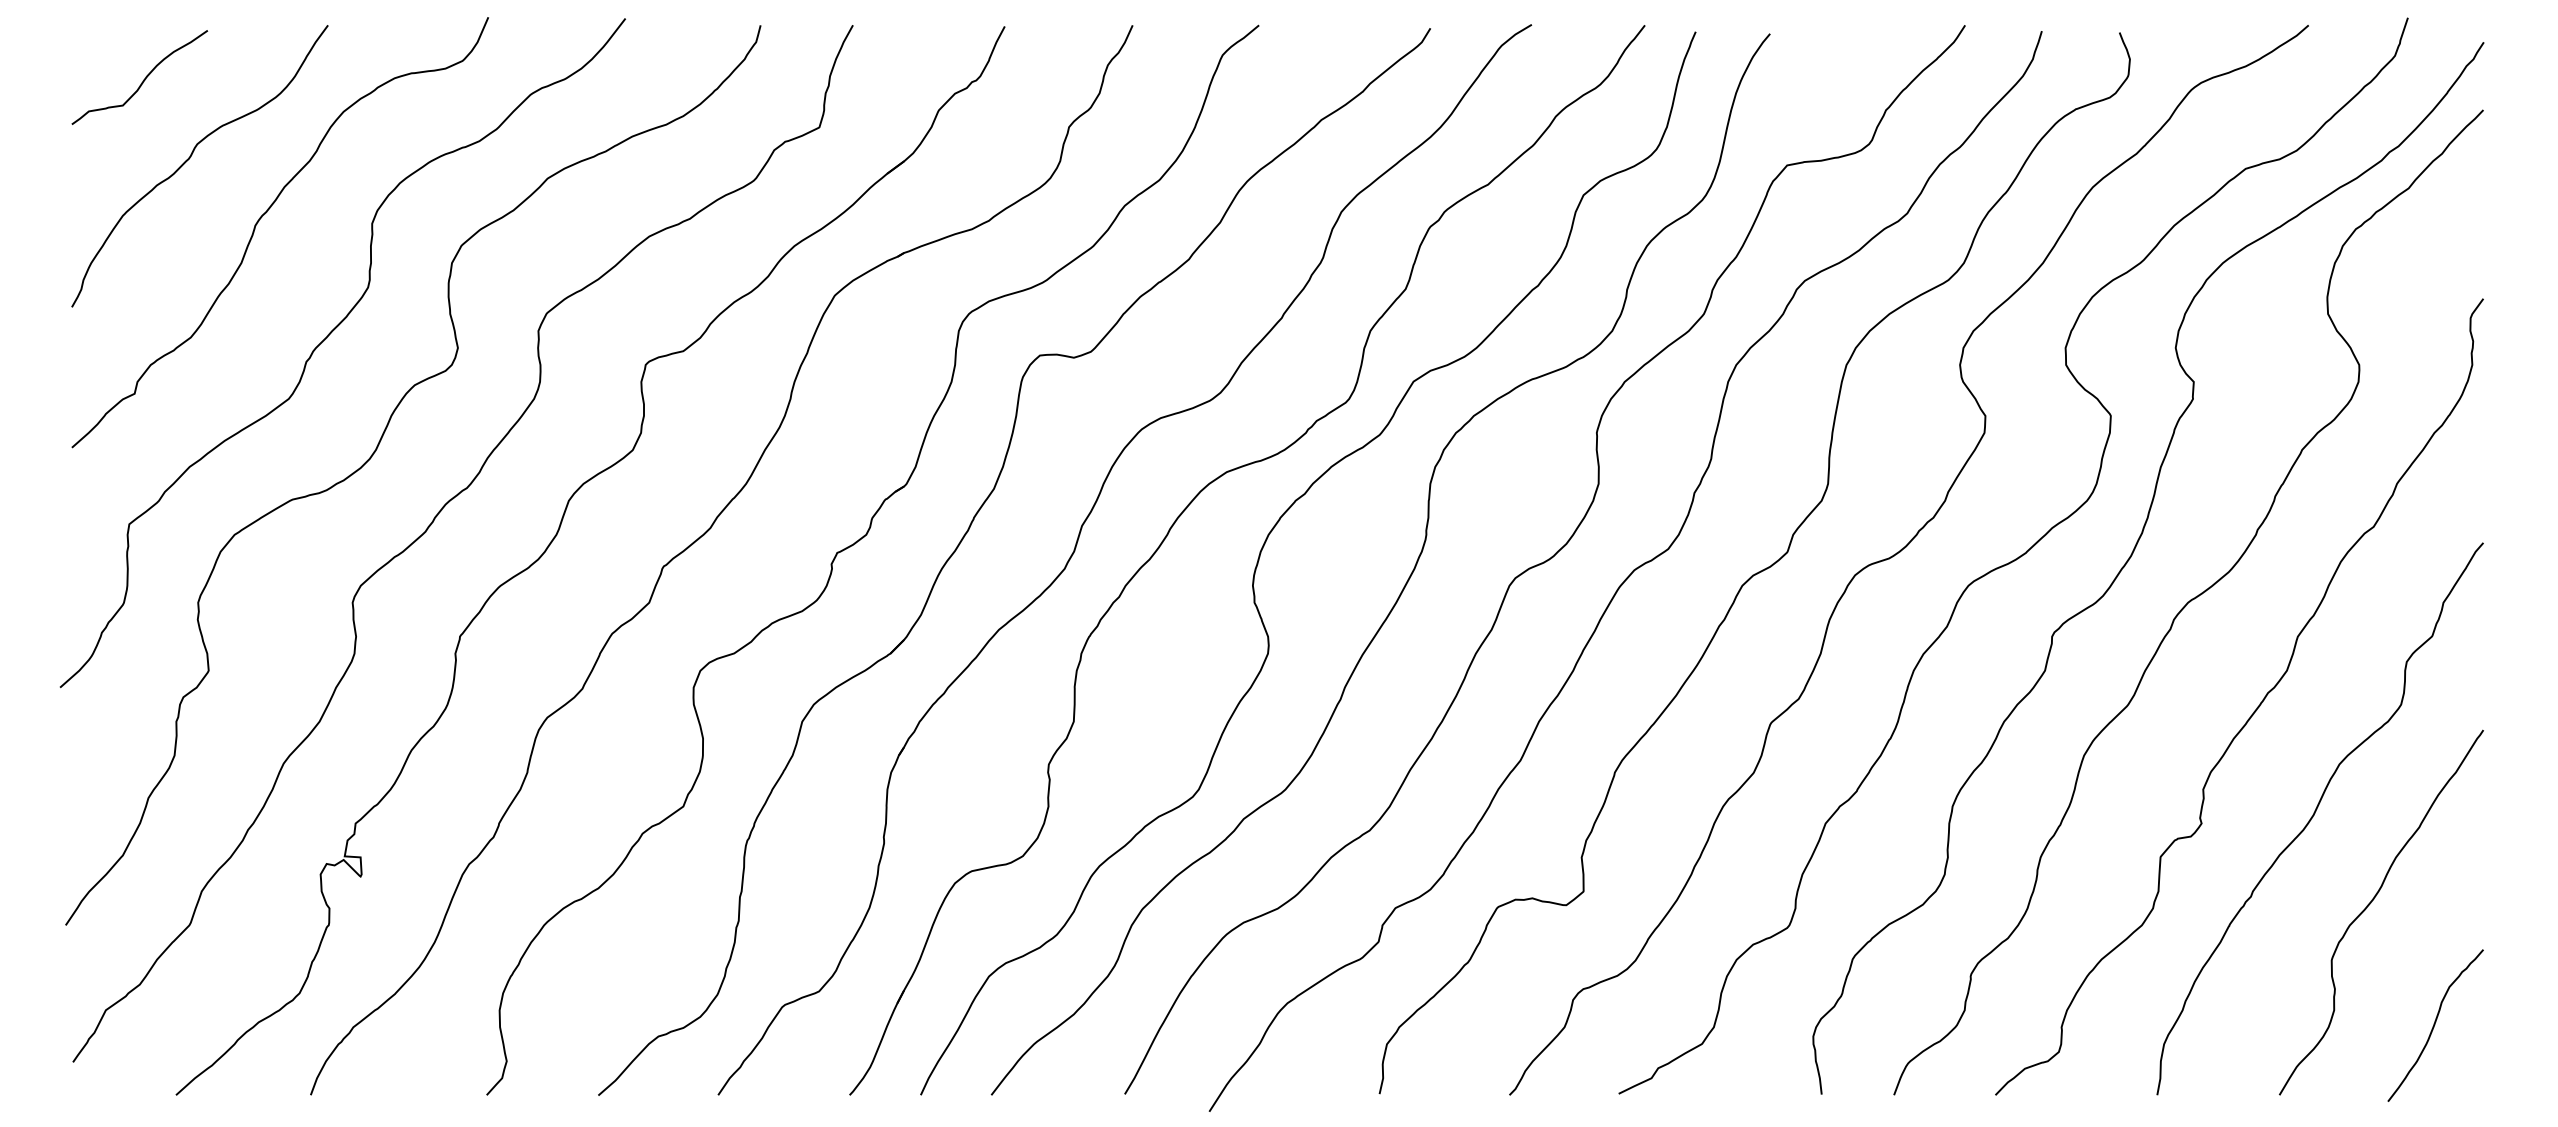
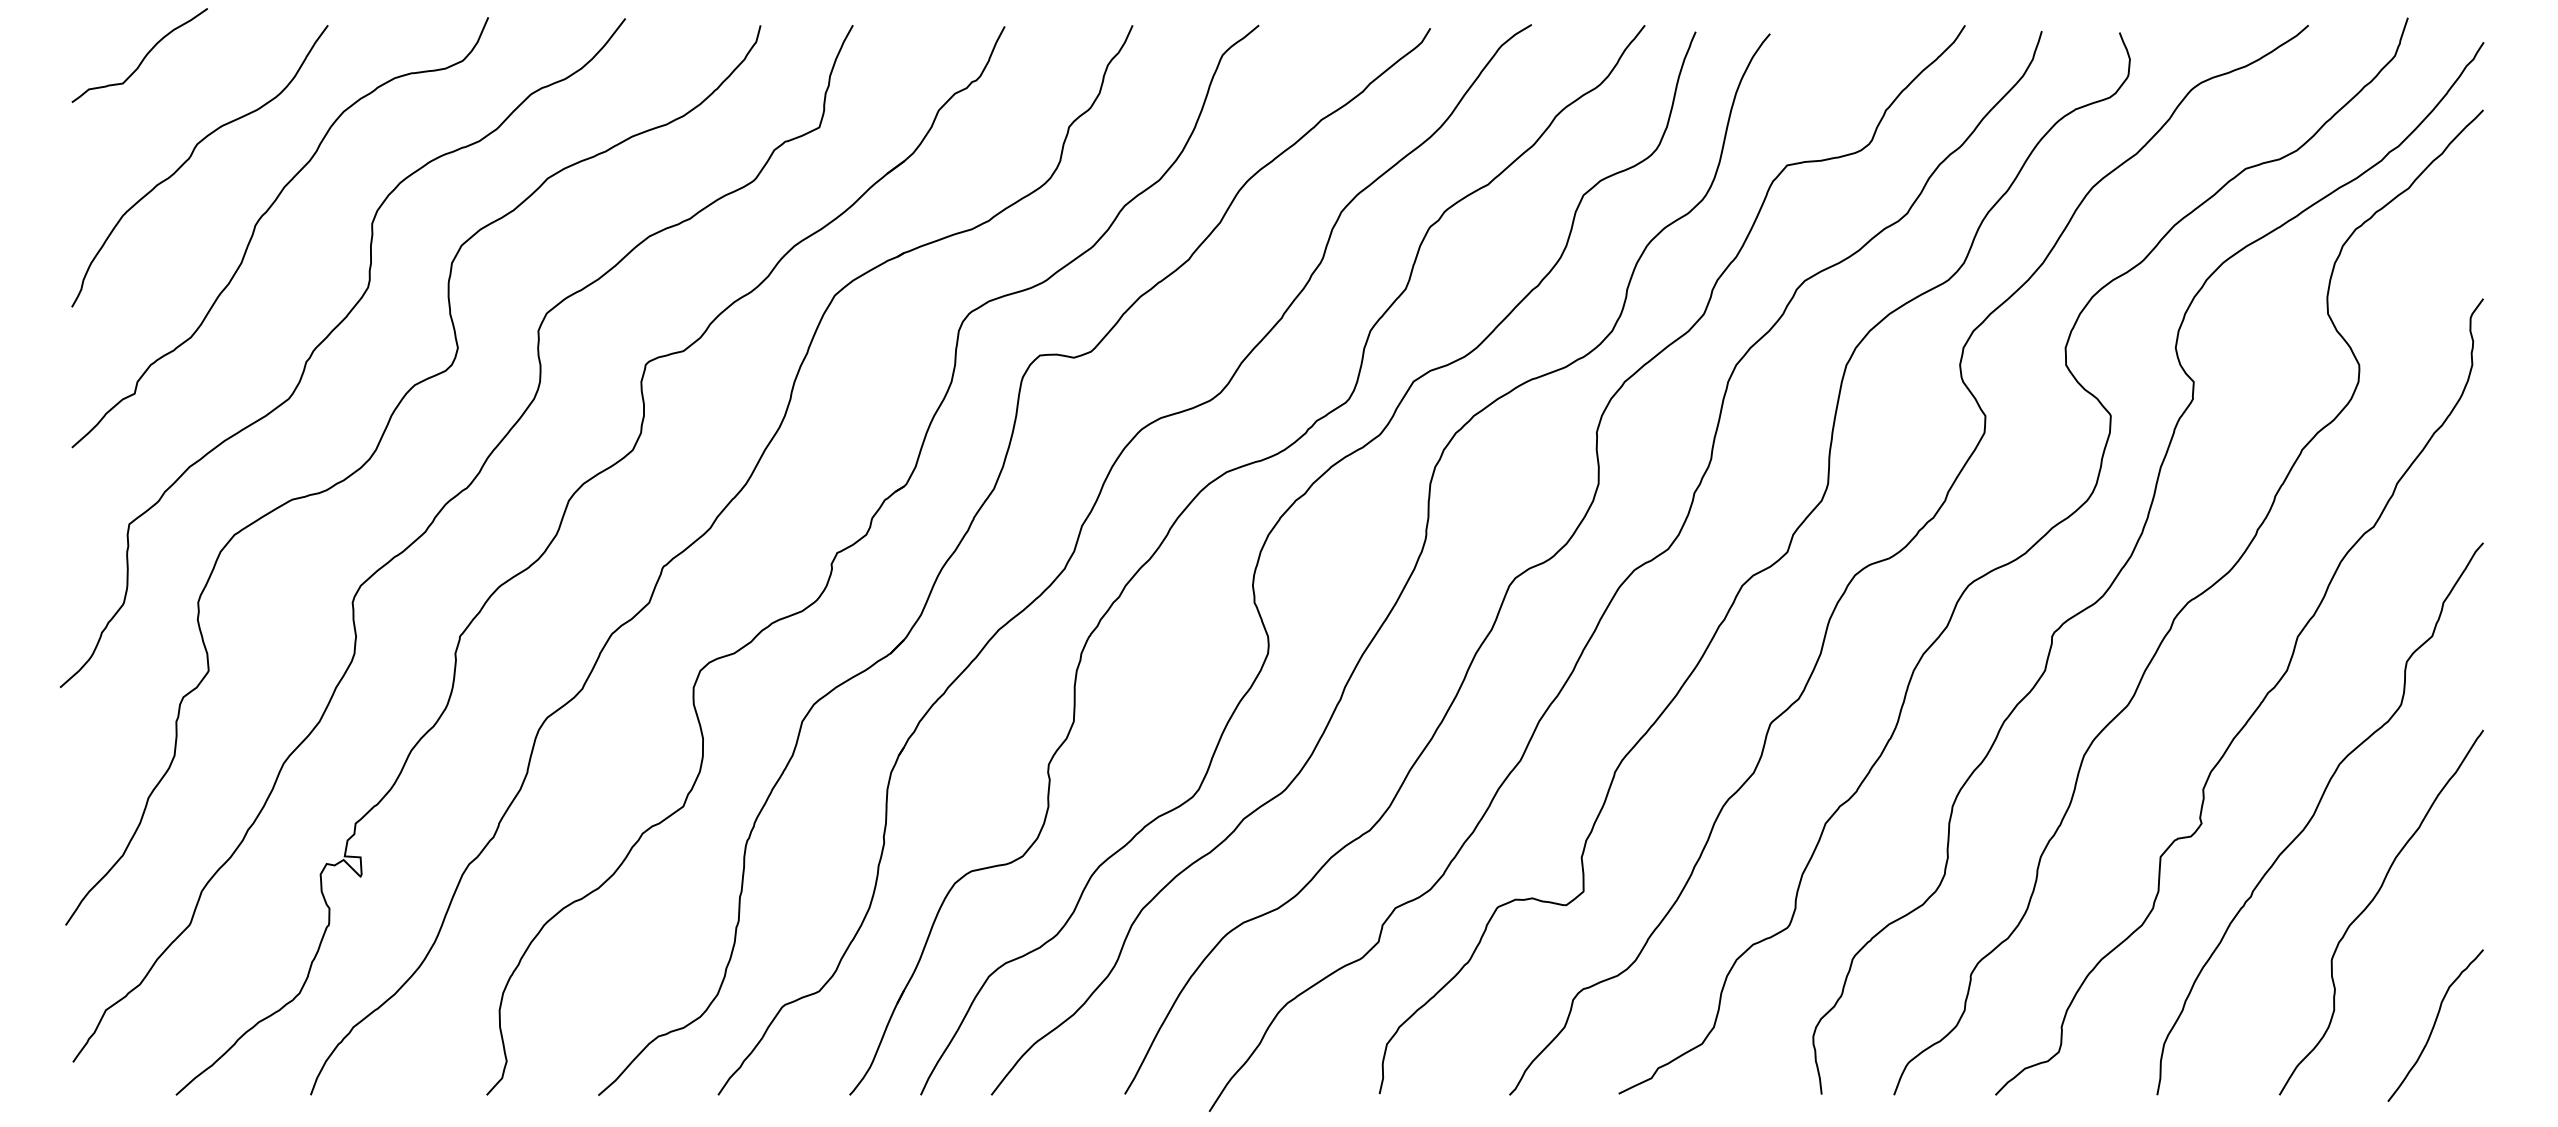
curve position: (143, 79) -> (143, 57) (143, 57)
